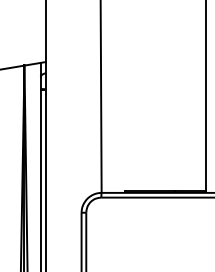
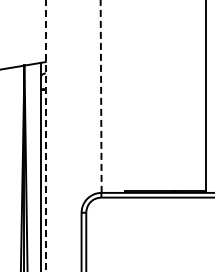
line: solid -> dashed (101, 96)
line: solid -> dashed (45, 135)
